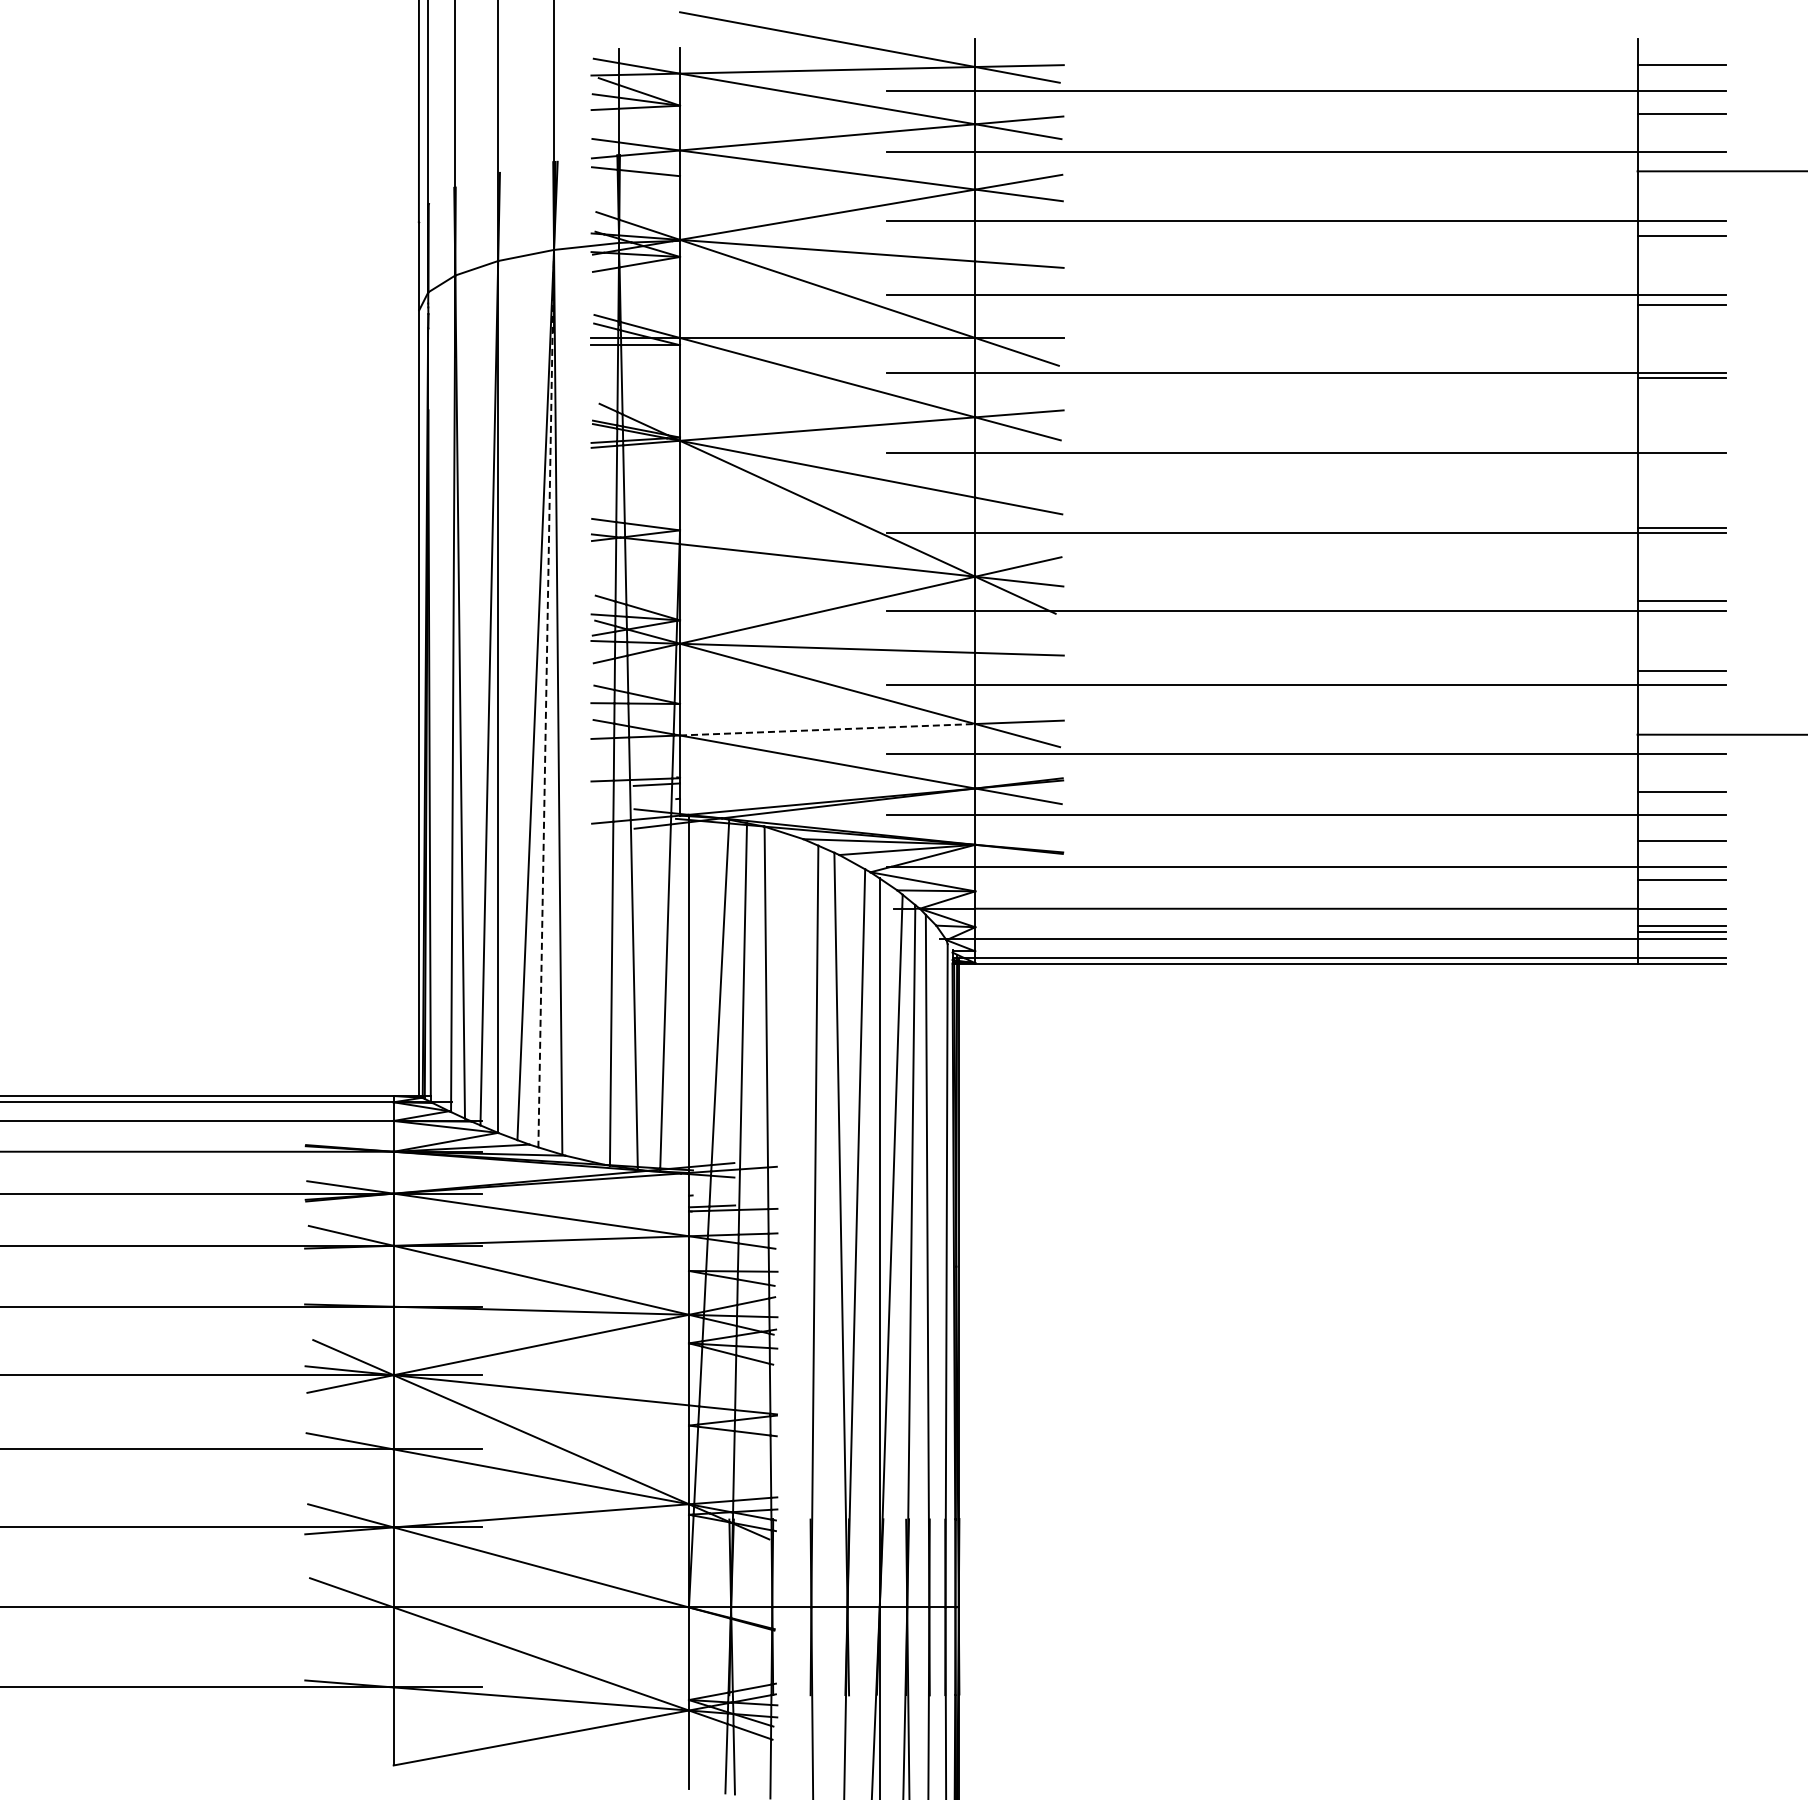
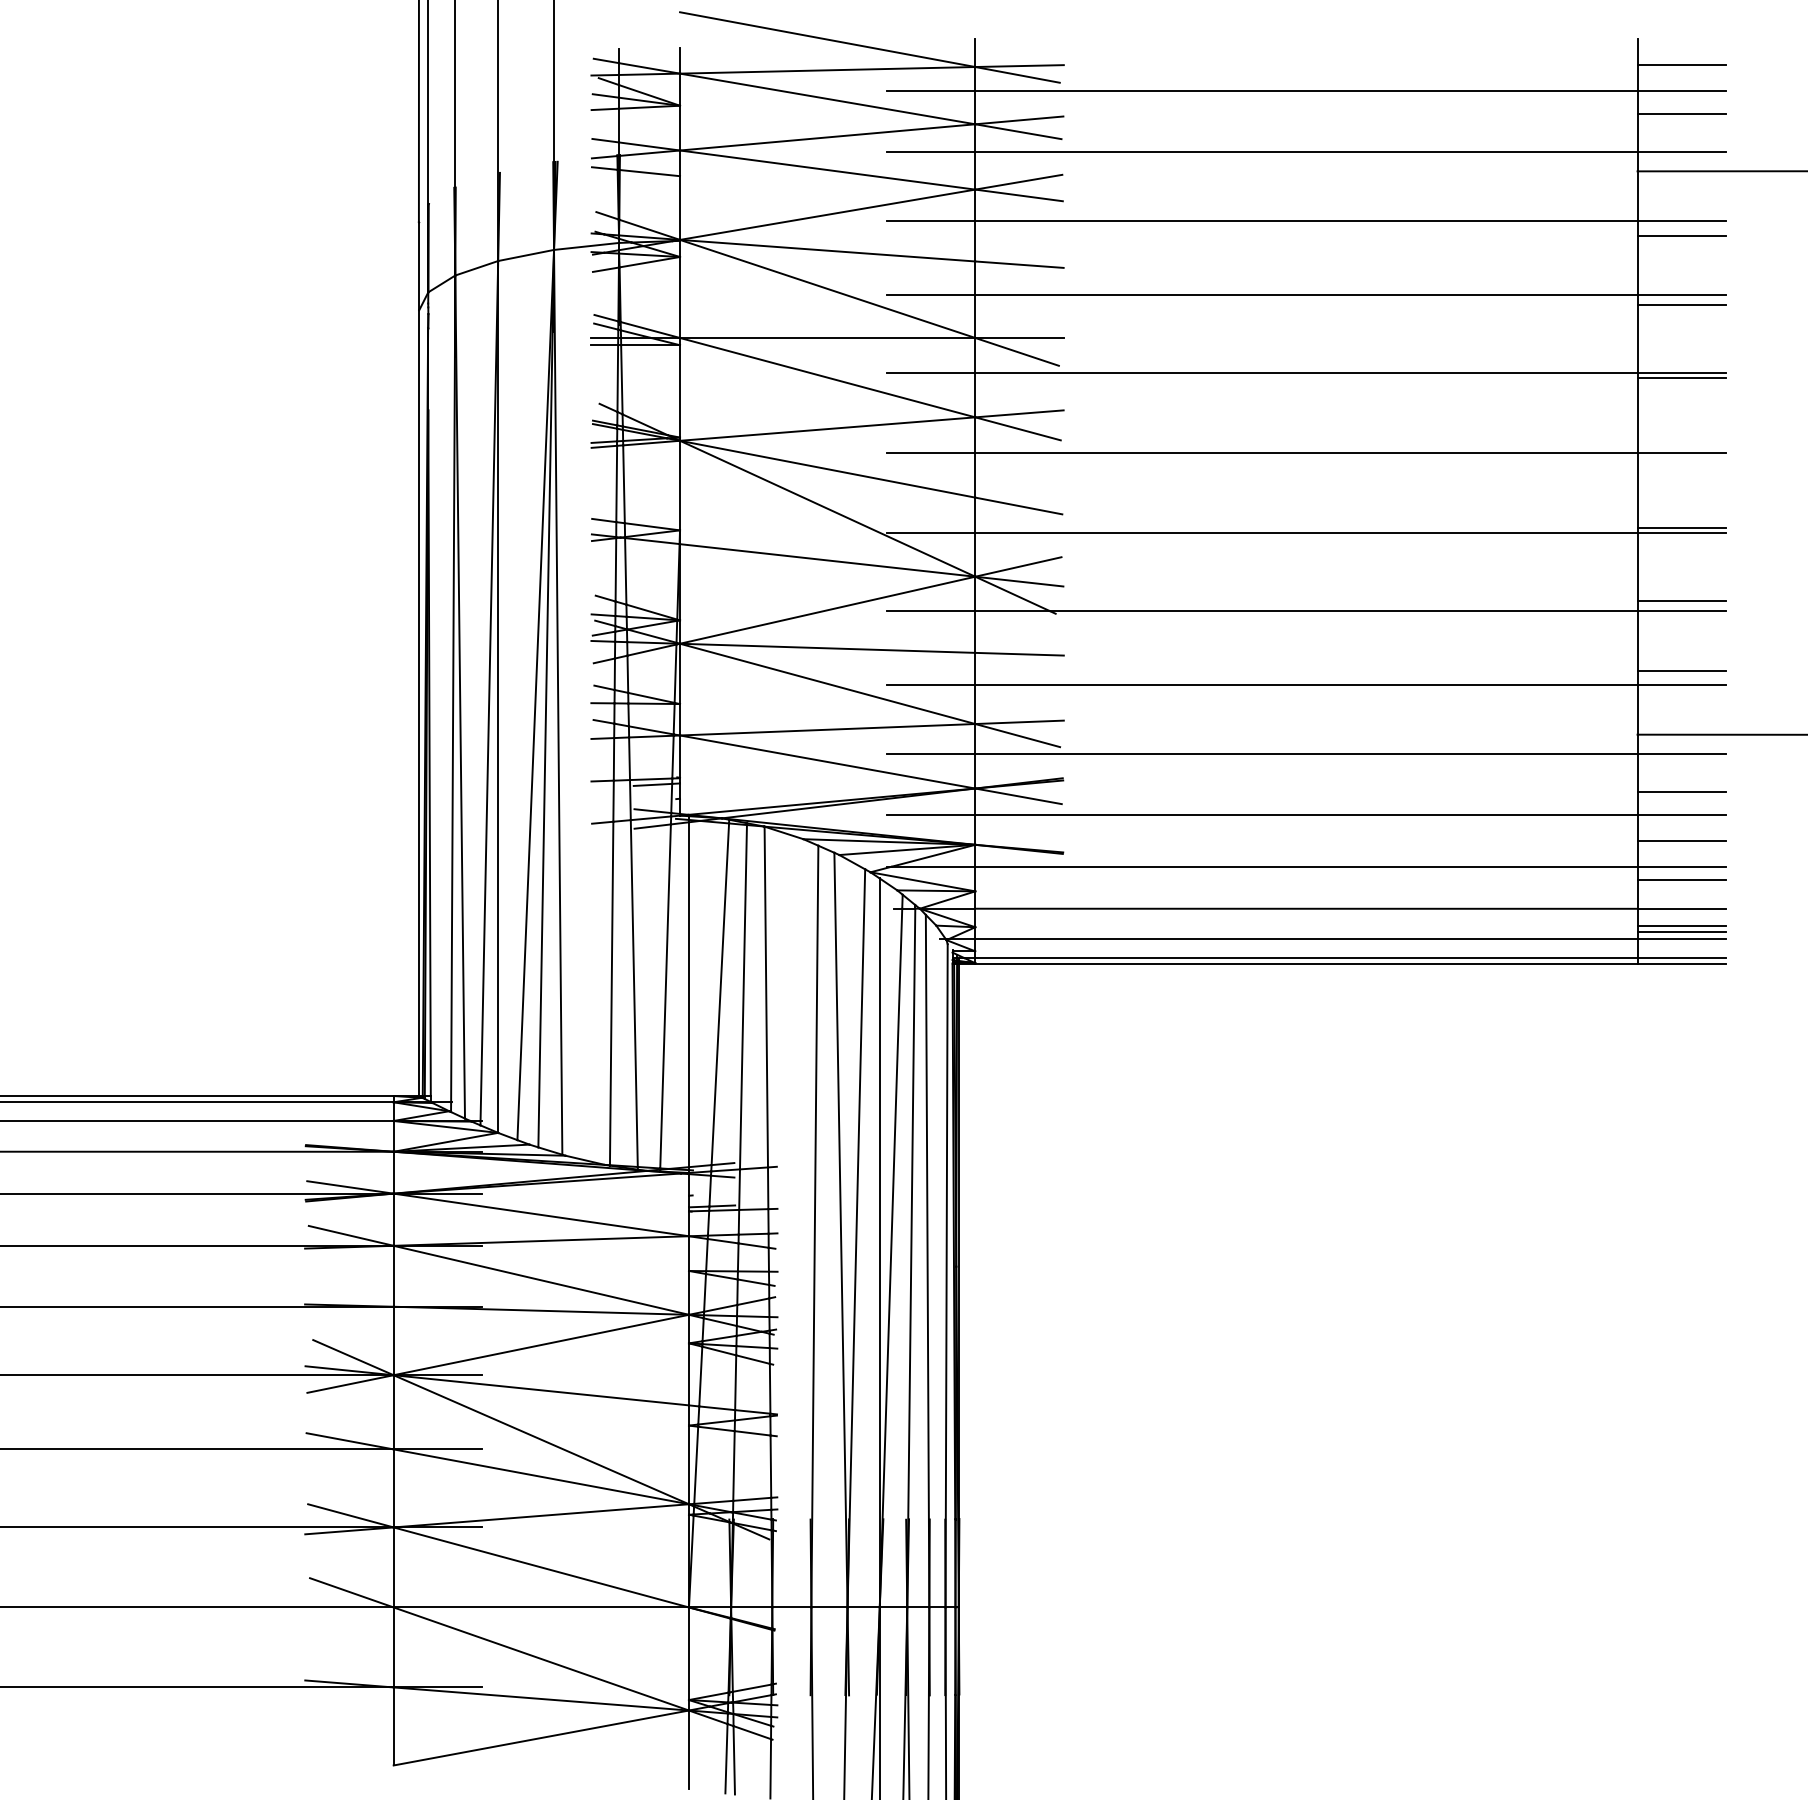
line: dashed -> solid (546, 698)
line: dashed -> solid (827, 729)
